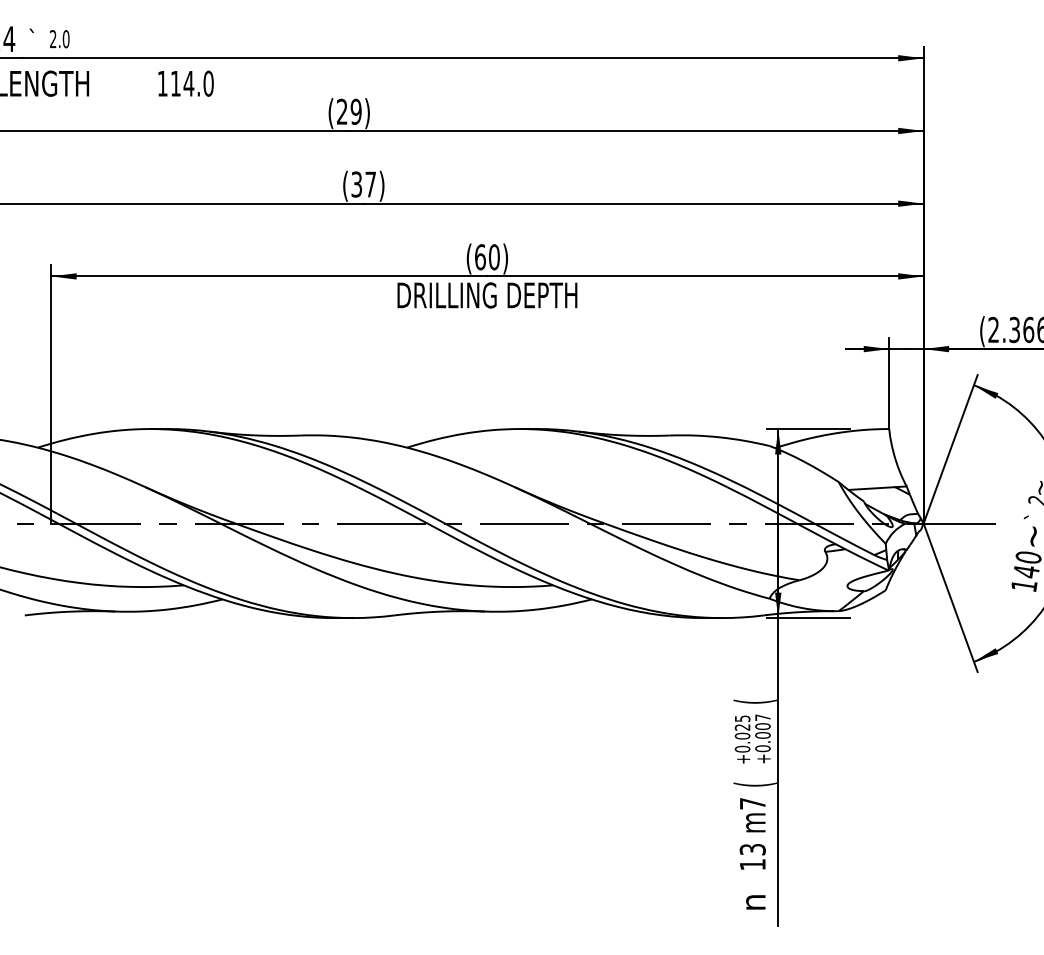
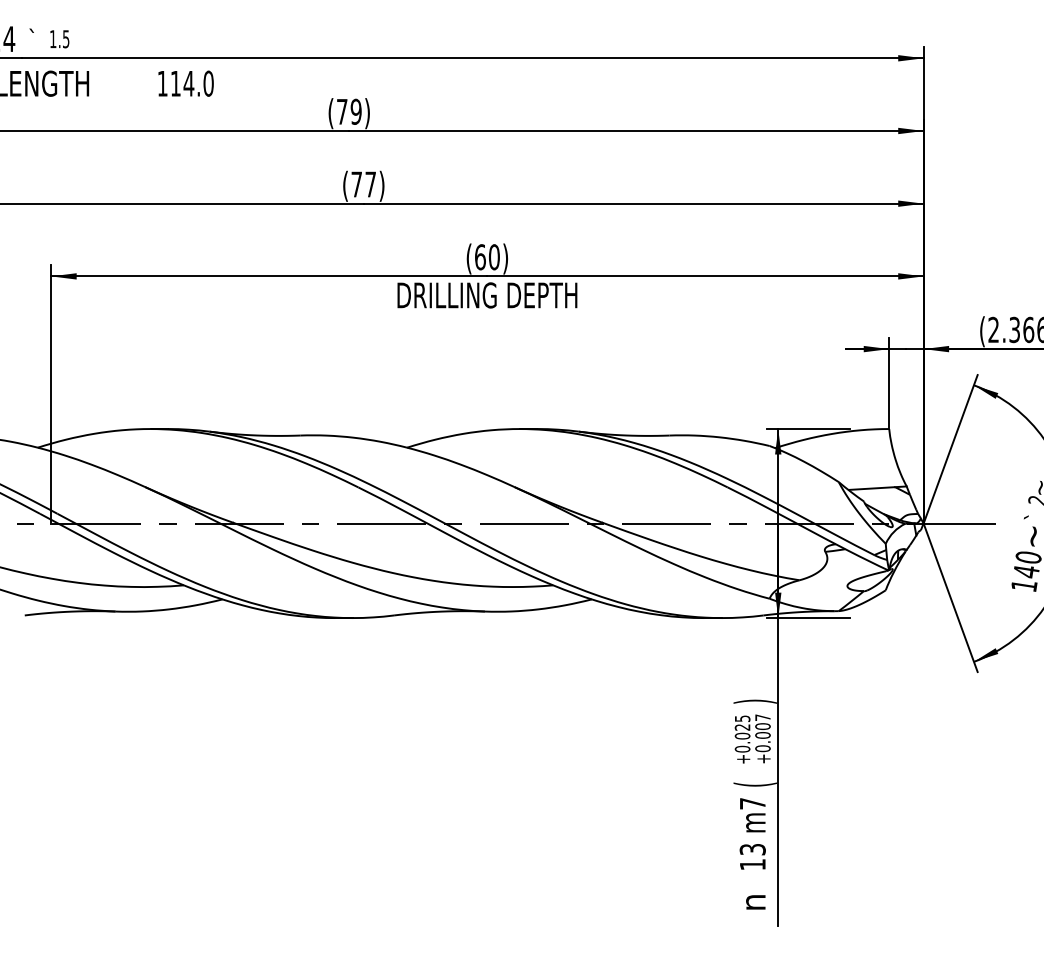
text: 2.0 -> 1.5 (59, 39)
text: (29) -> (79) (342, 111)
text: (37) -> (77) (356, 184)
text: ( -> ) (754, 701)
